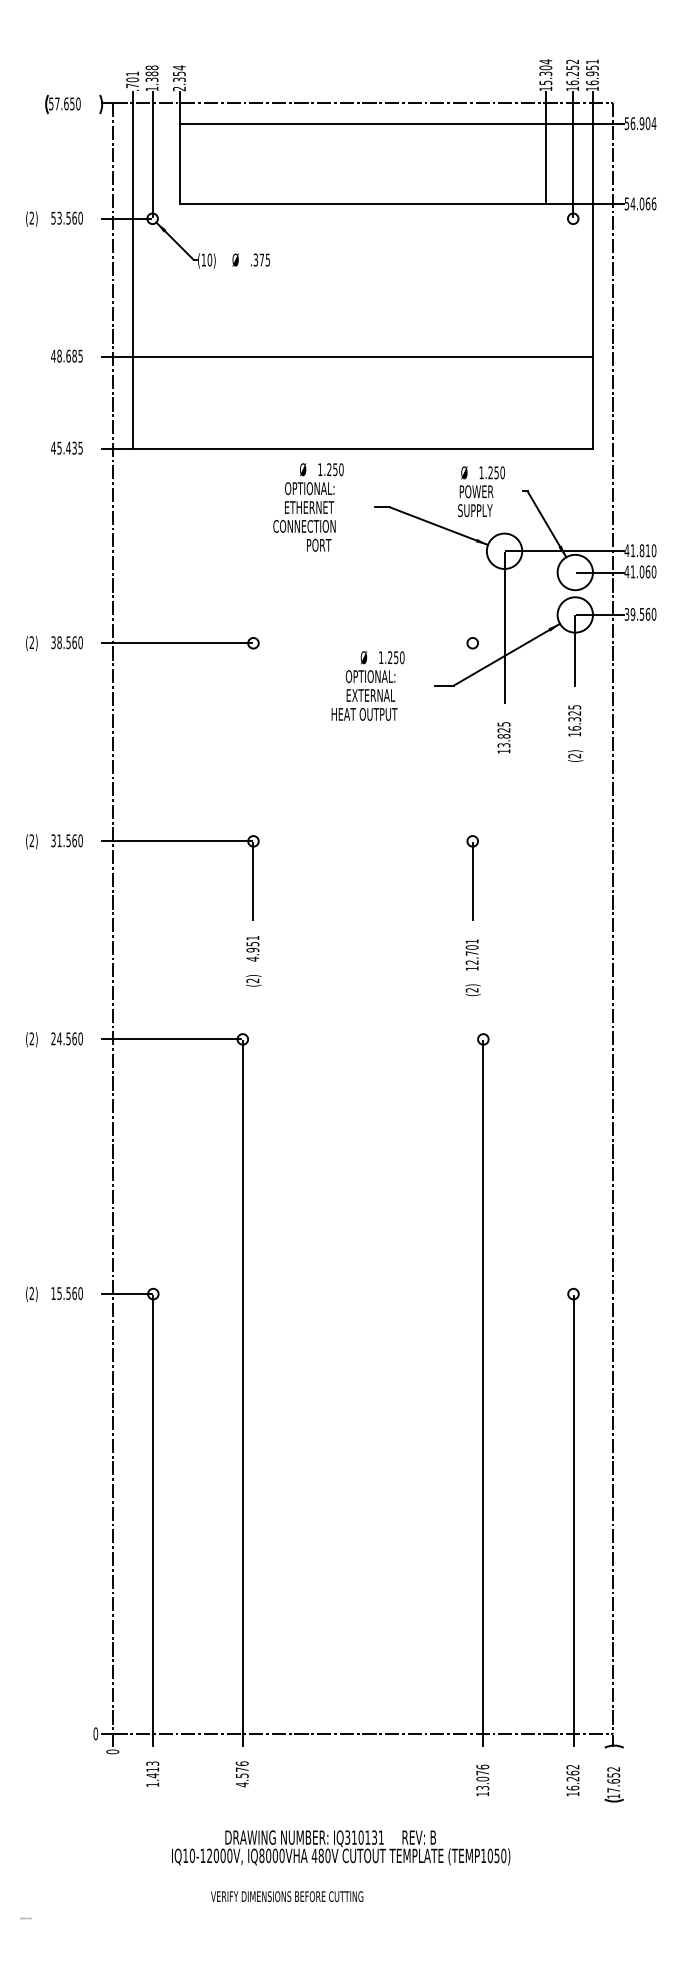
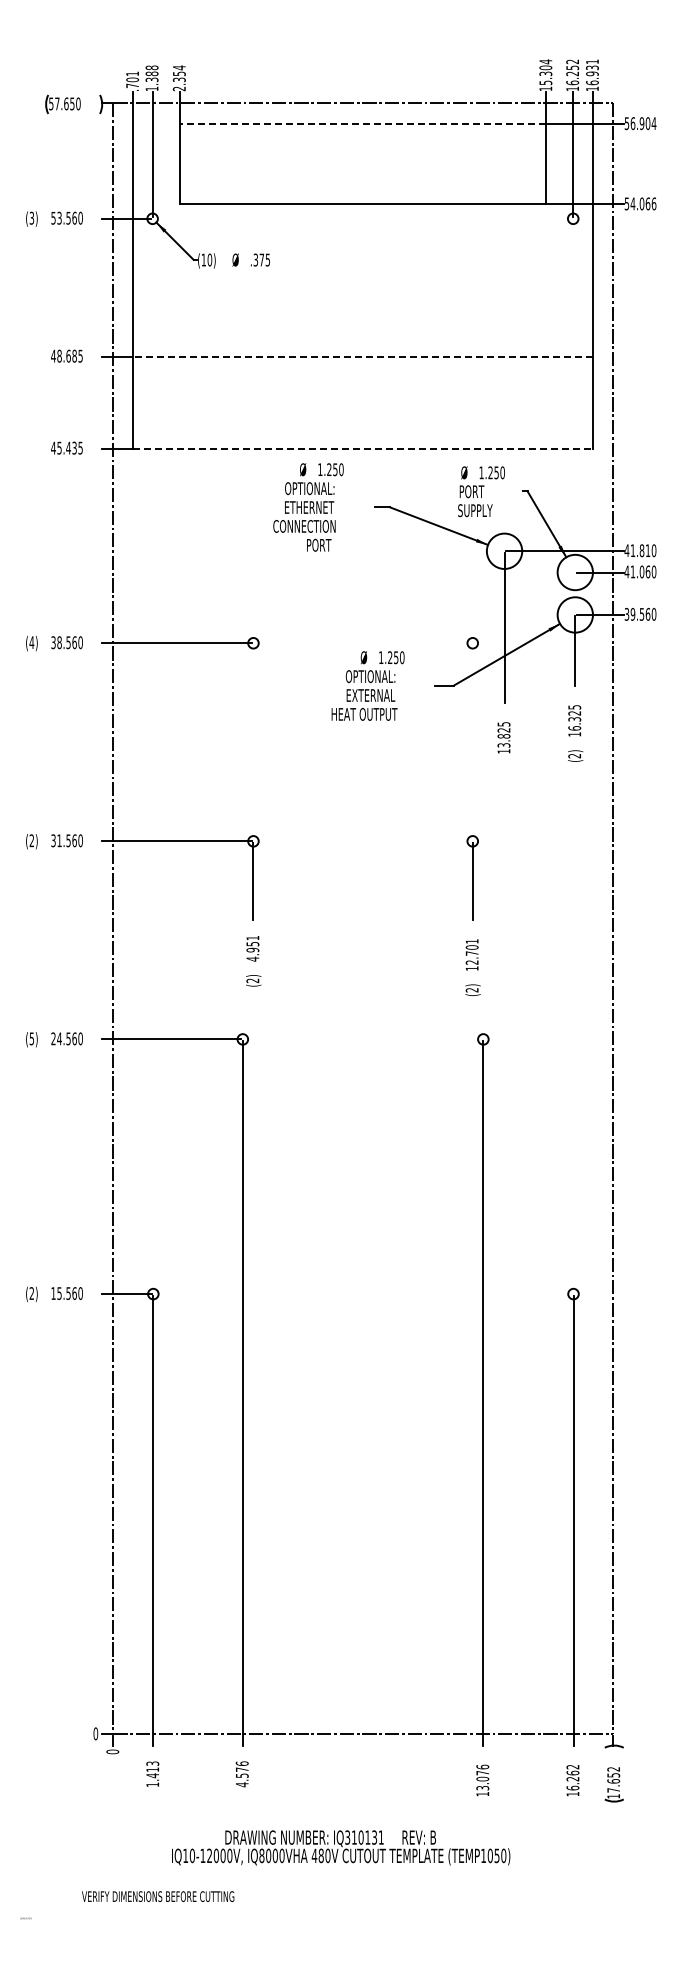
text: 16.951 -> 16.931 (591, 67)
line: solid -> dashed (362, 124)
text: (2) -> (3) (31, 218)
line: solid -> dashed (363, 356)
line: solid -> dashed (363, 448)
text: POWER -> PORT (482, 491)
text: (2) -> (4) (31, 642)
text: (2) -> (5) (31, 1038)
text position: (287, 1896) -> (158, 1896) (158, 1896)
